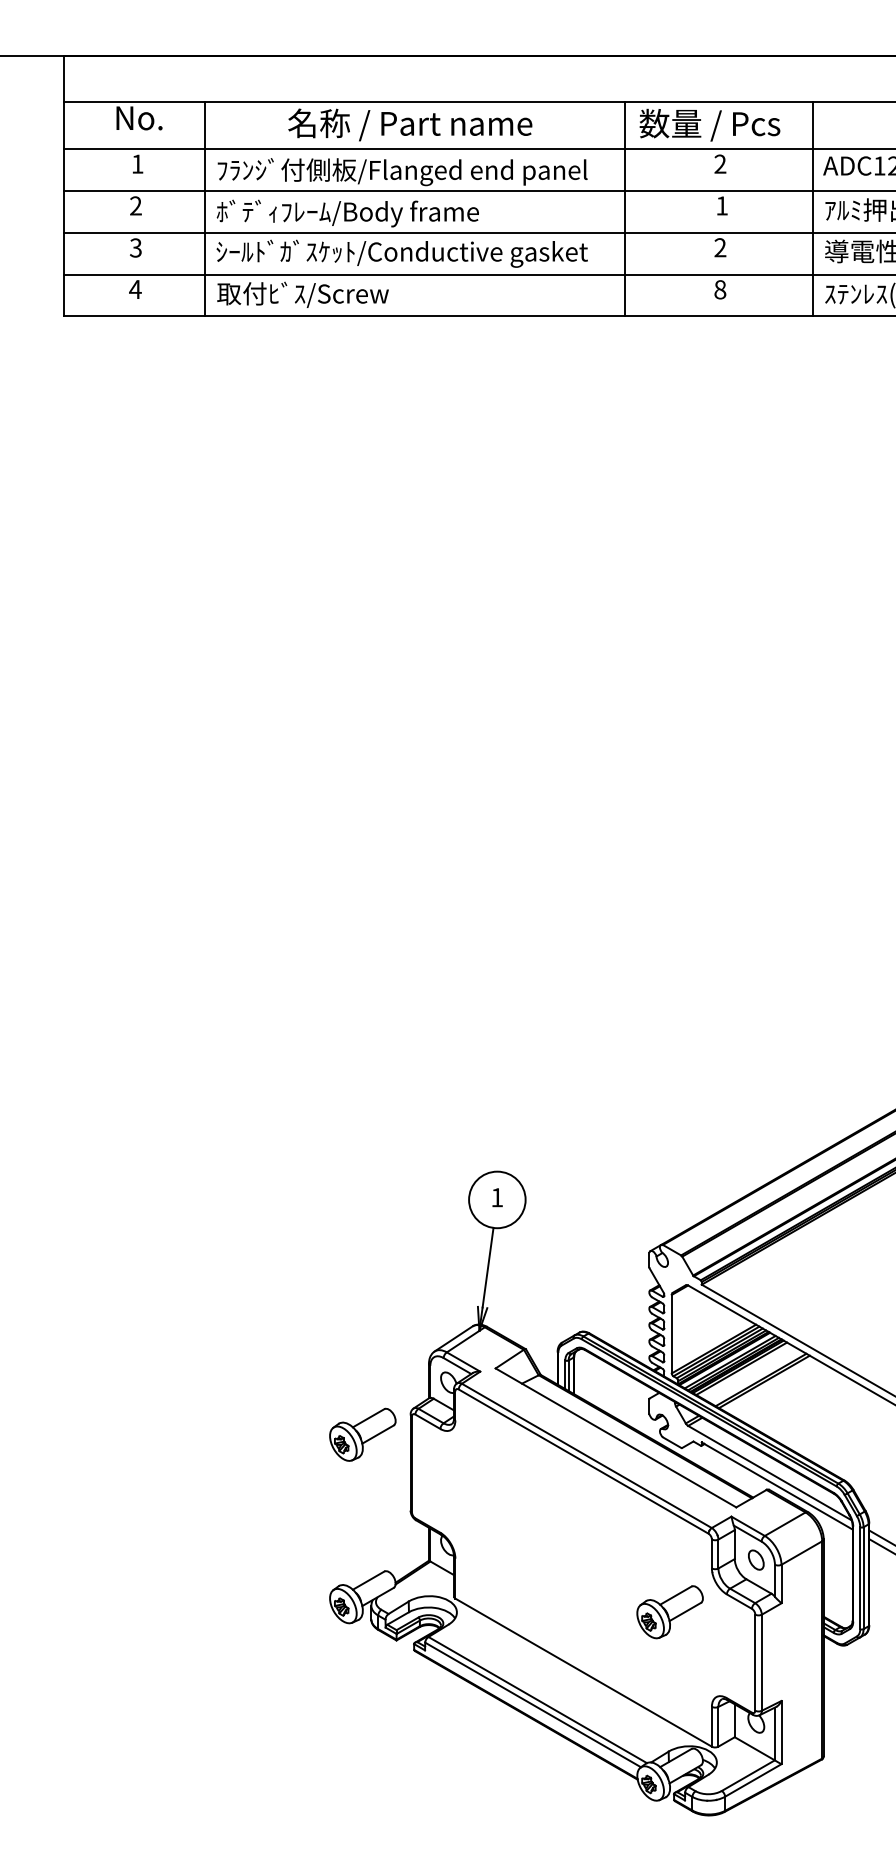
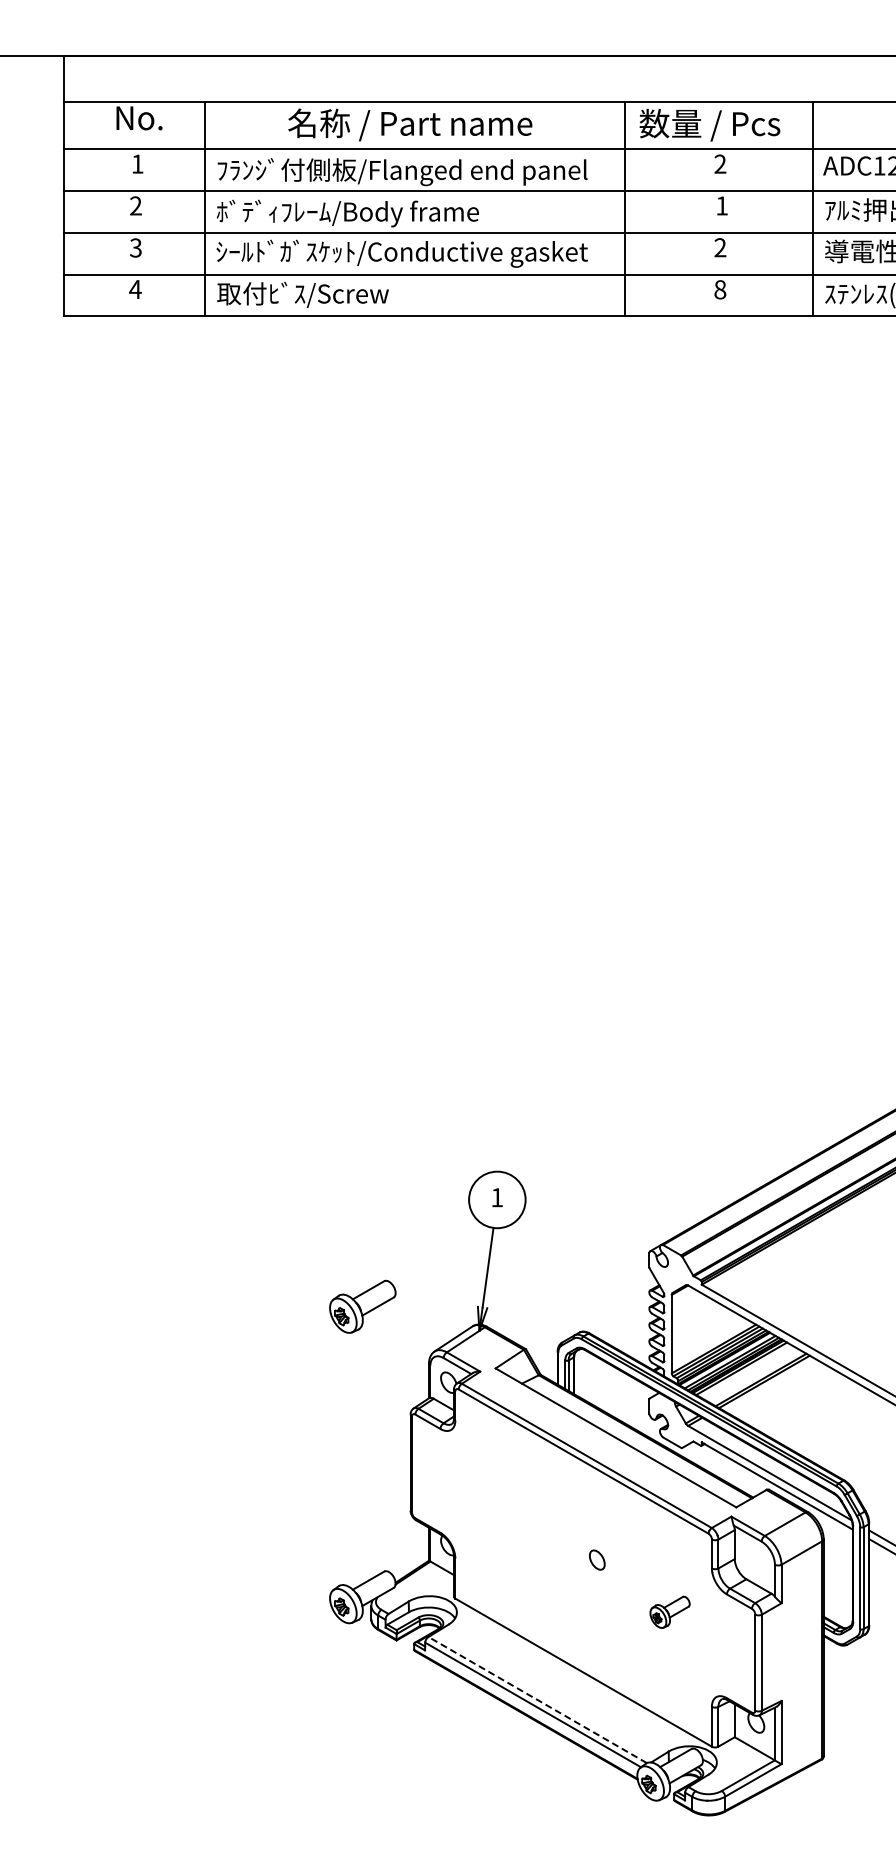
part position: (362, 1434) -> (362, 1306) (362, 1306)
part position: (756, 1559) -> (597, 1559) (597, 1559)
part size: 68x55 px -> 42x34 px (669, 1611)
line: solid -> dashed (537, 1699)
